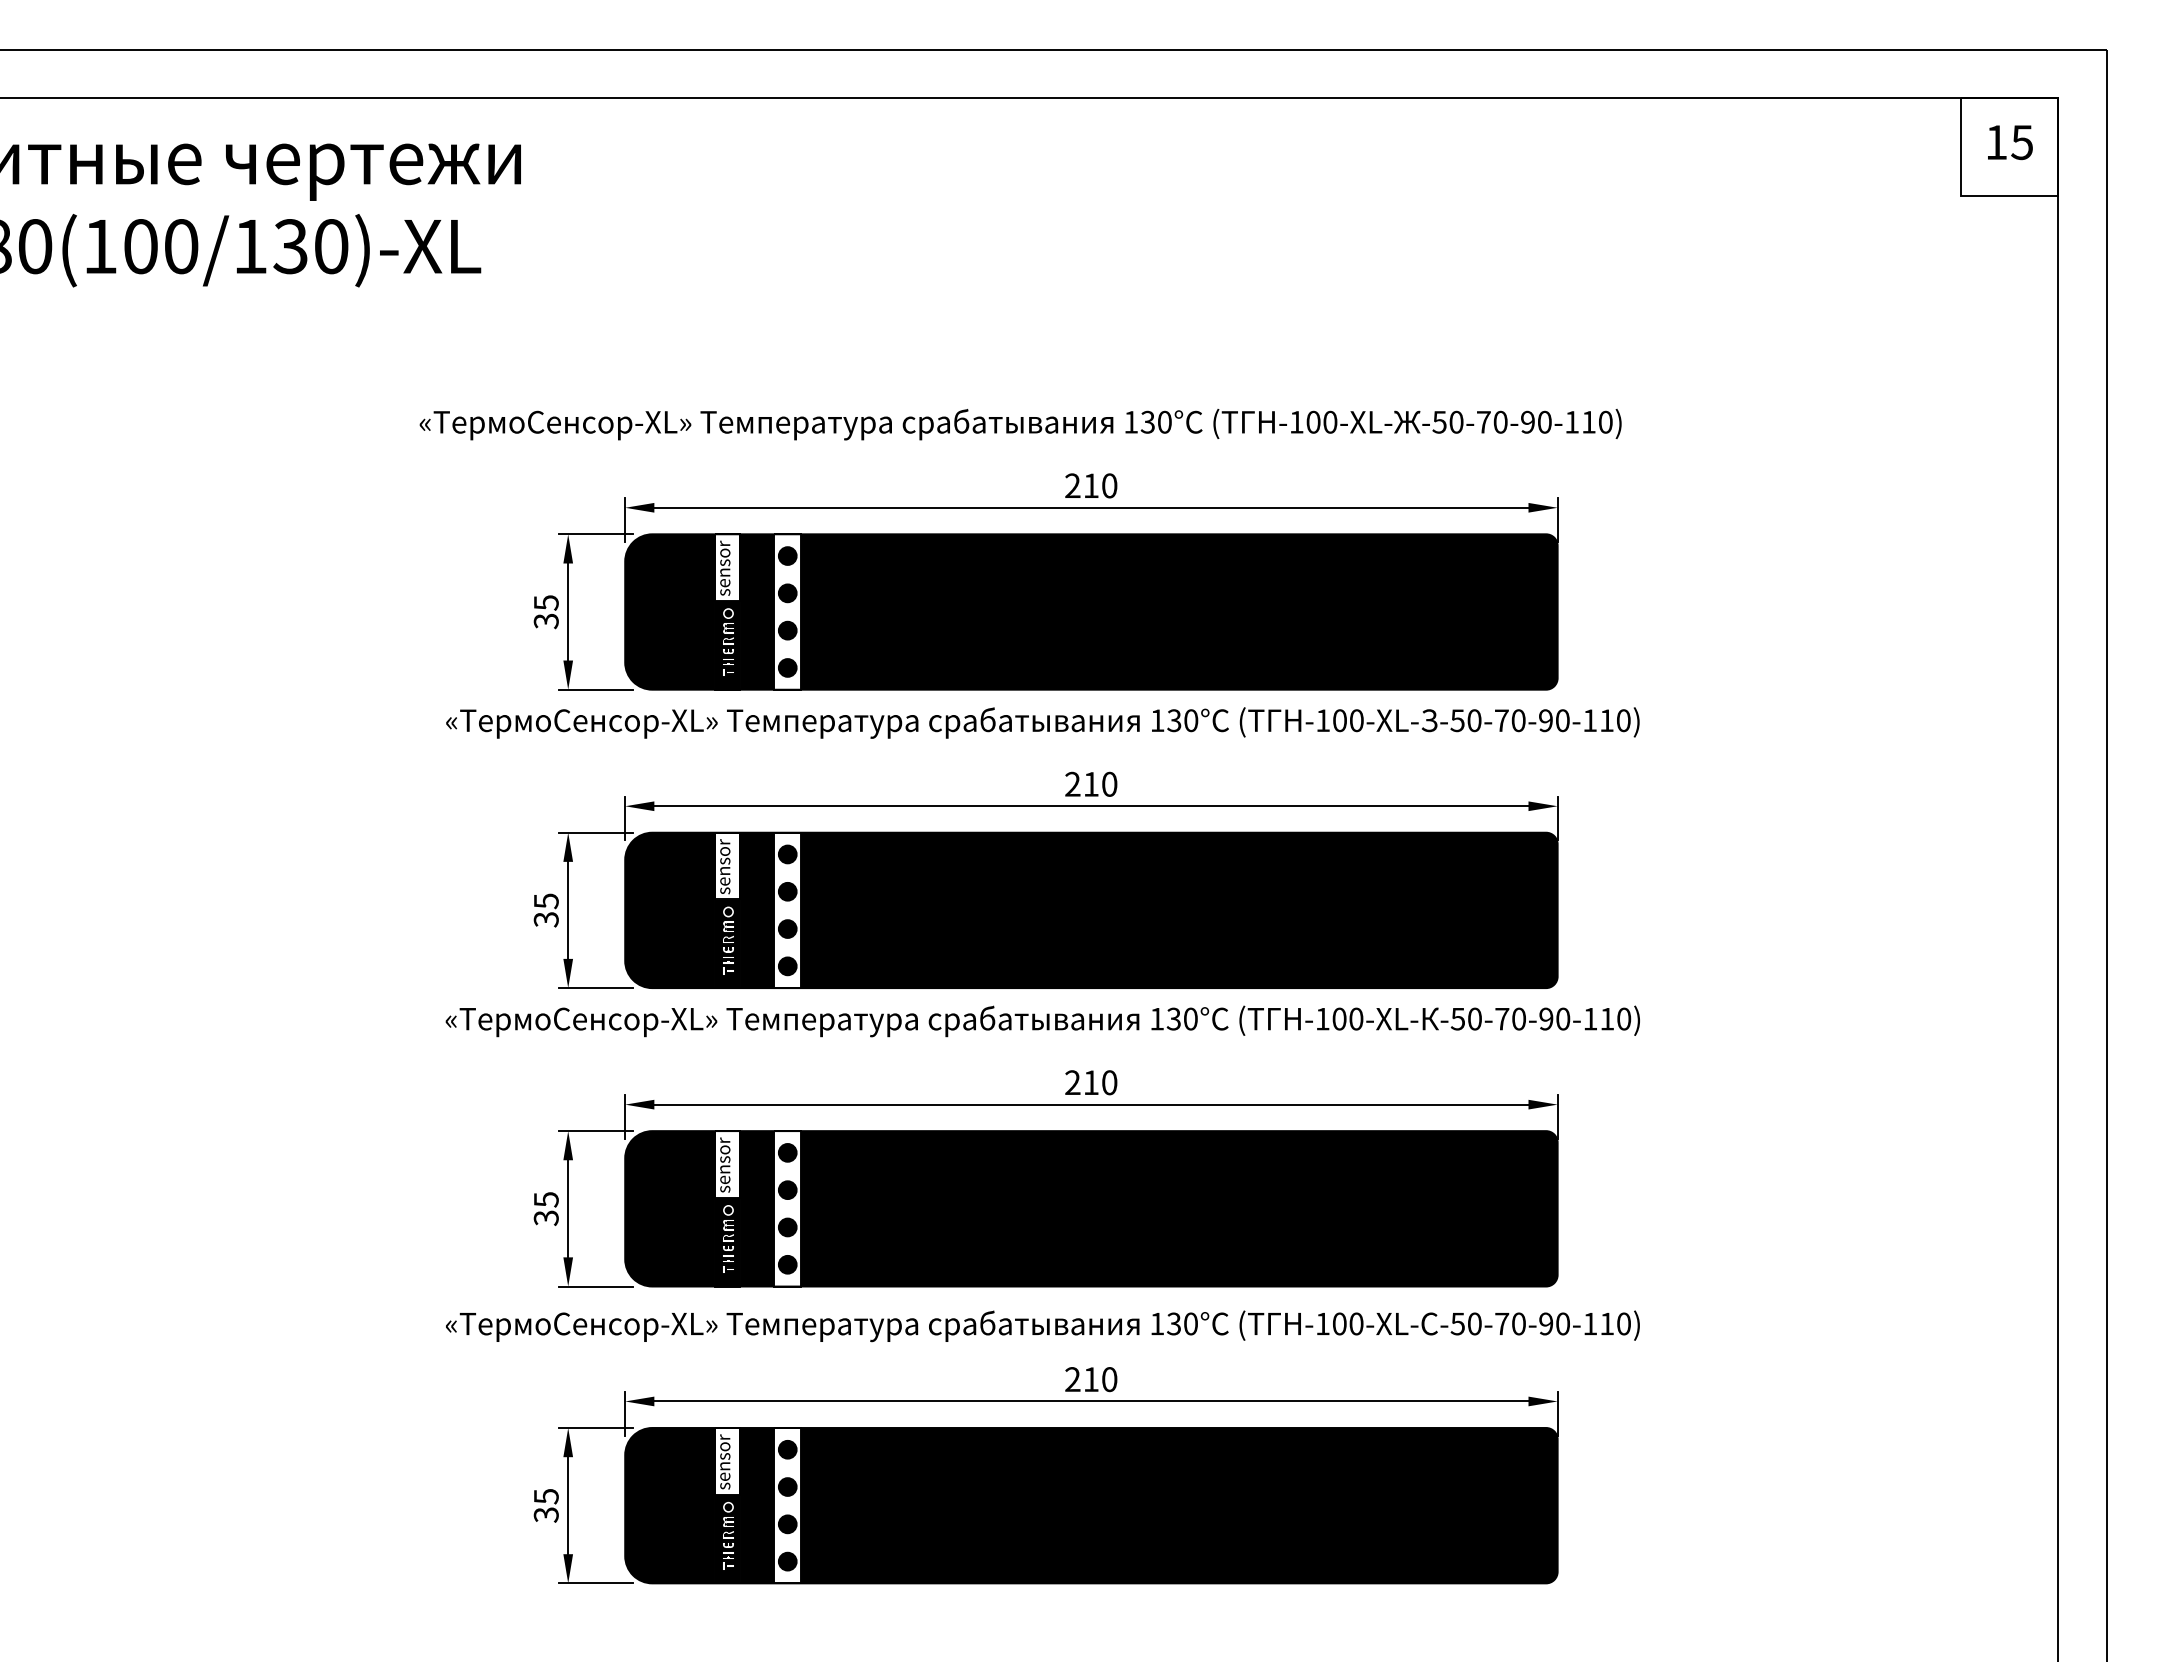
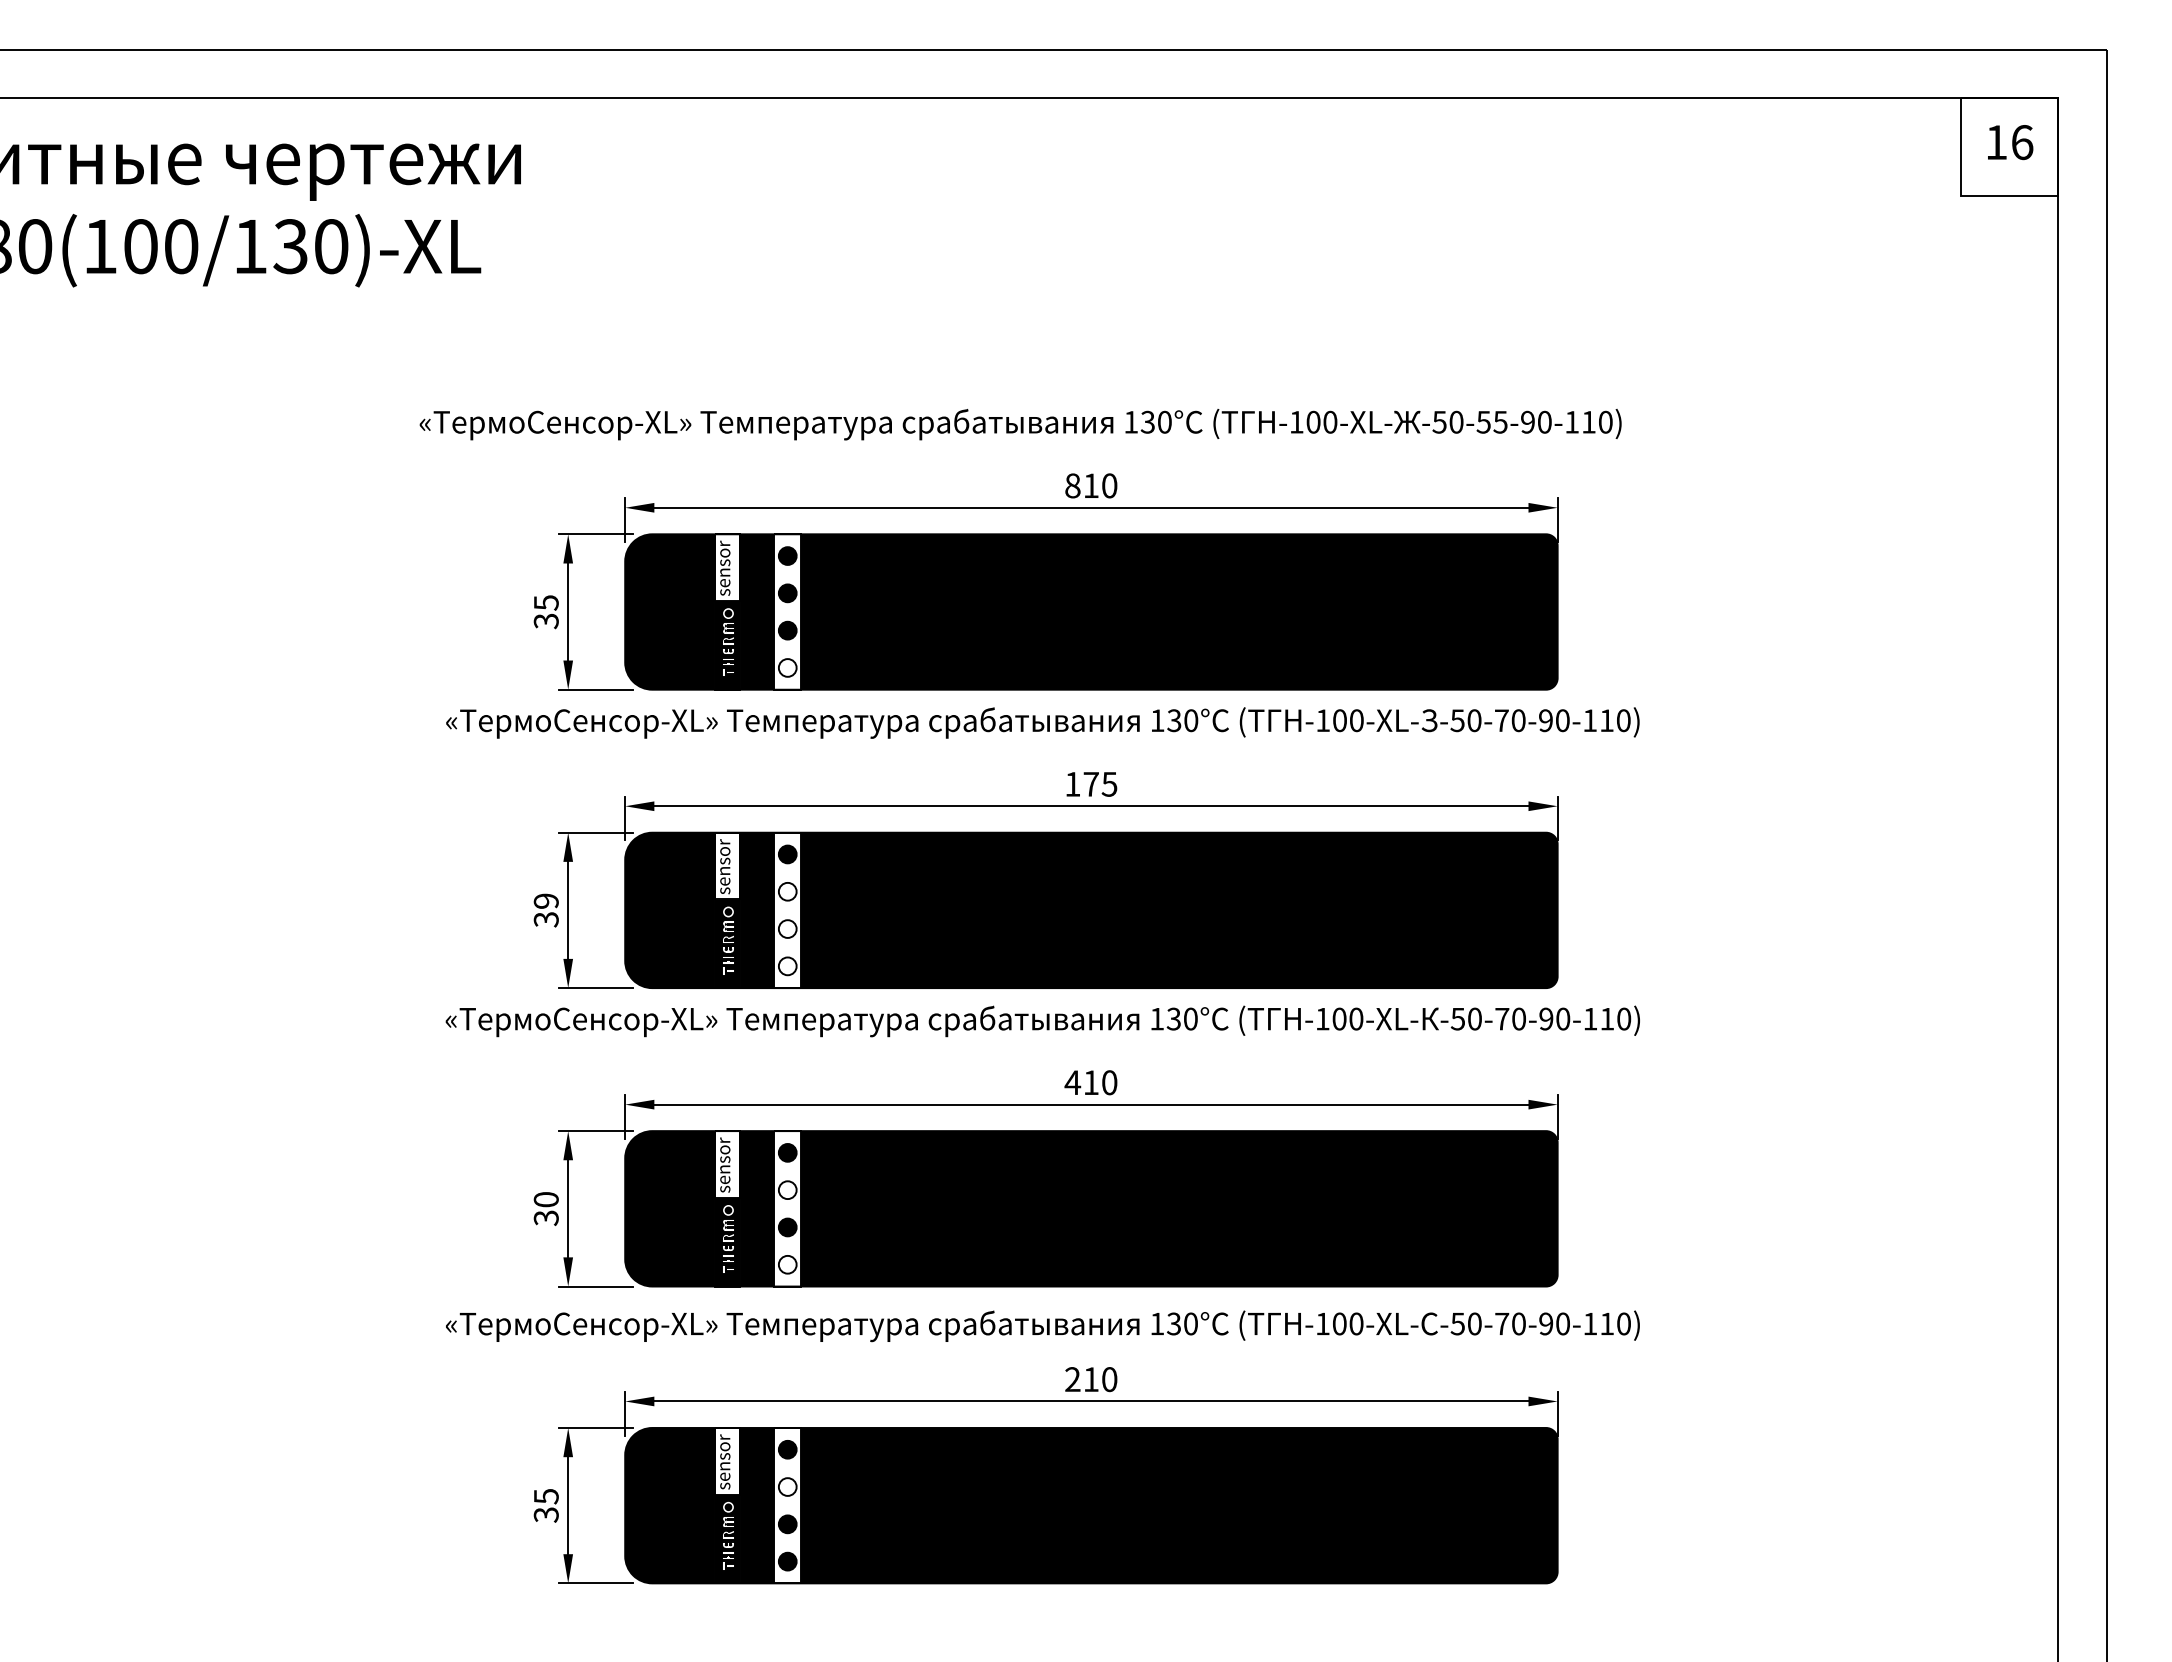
text: 15 -> 16 (2022, 142)
text: -50-70-90-110) -> -50-55-90-110) (1491, 421)
text: 210 -> 810 (1072, 485)
fill: present -> none (787, 667)
text: 210 -> 175 (1091, 783)
fill: present -> none (787, 891)
text: 35 -> 39 (545, 901)
fill: present -> none (787, 928)
fill: present -> none (787, 966)
text: 210 -> 410 (1072, 1082)
fill: present -> none (787, 1190)
text: 35 -> 30 (545, 1199)
fill: present -> none (787, 1264)
fill: present -> none (787, 1486)
